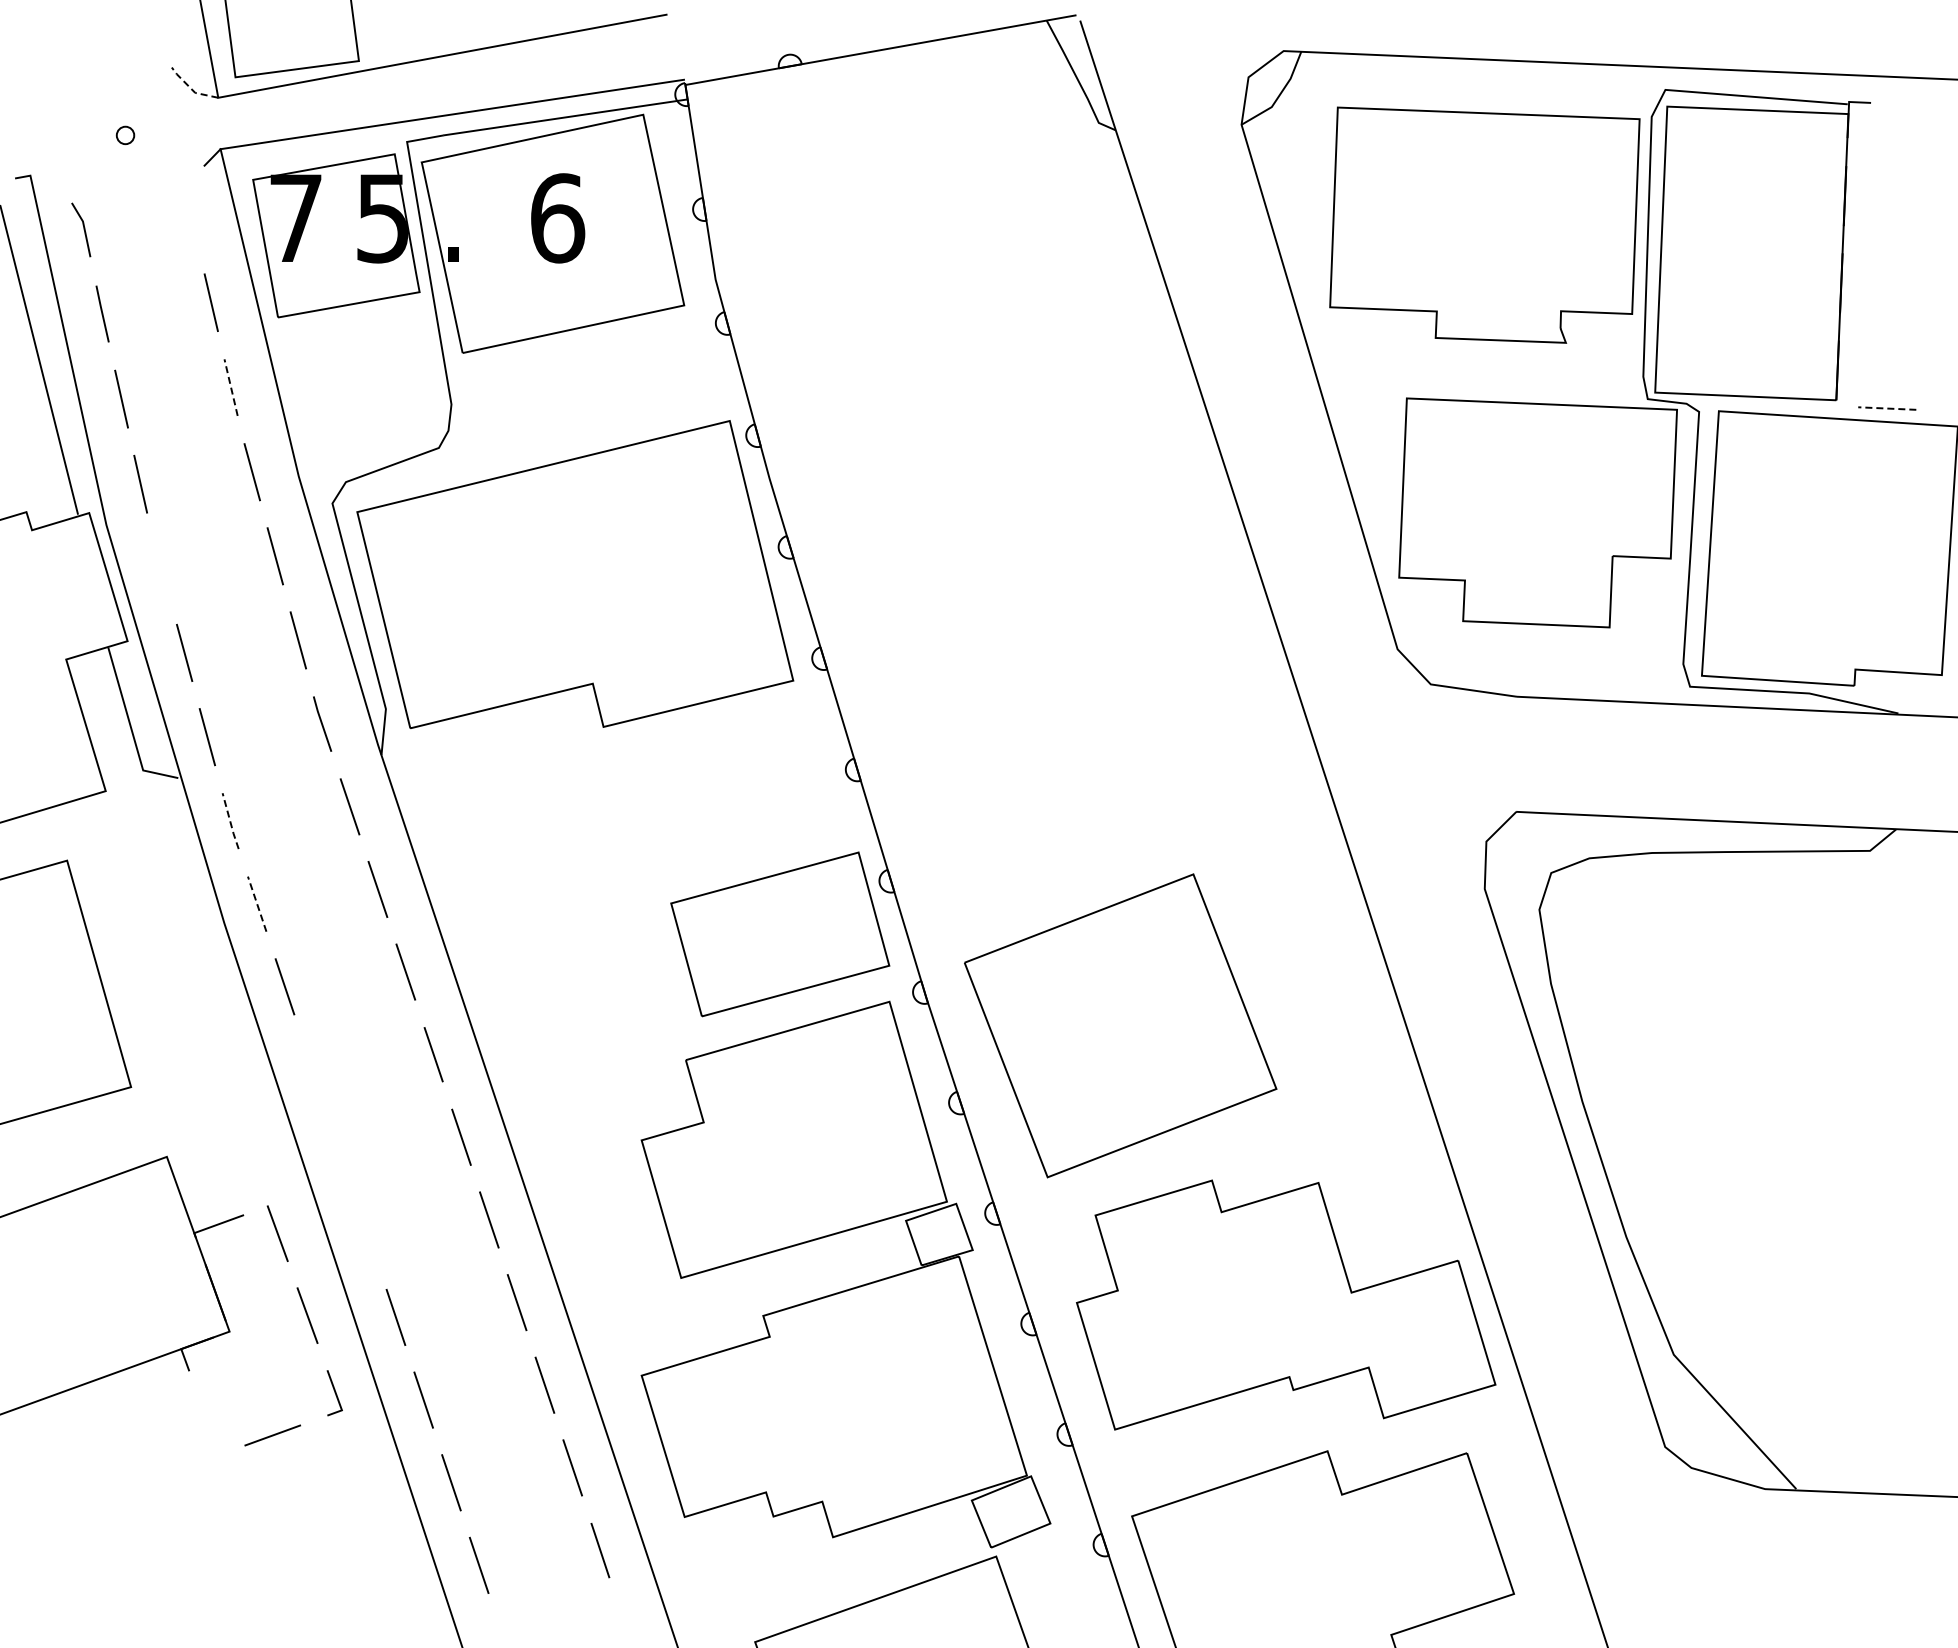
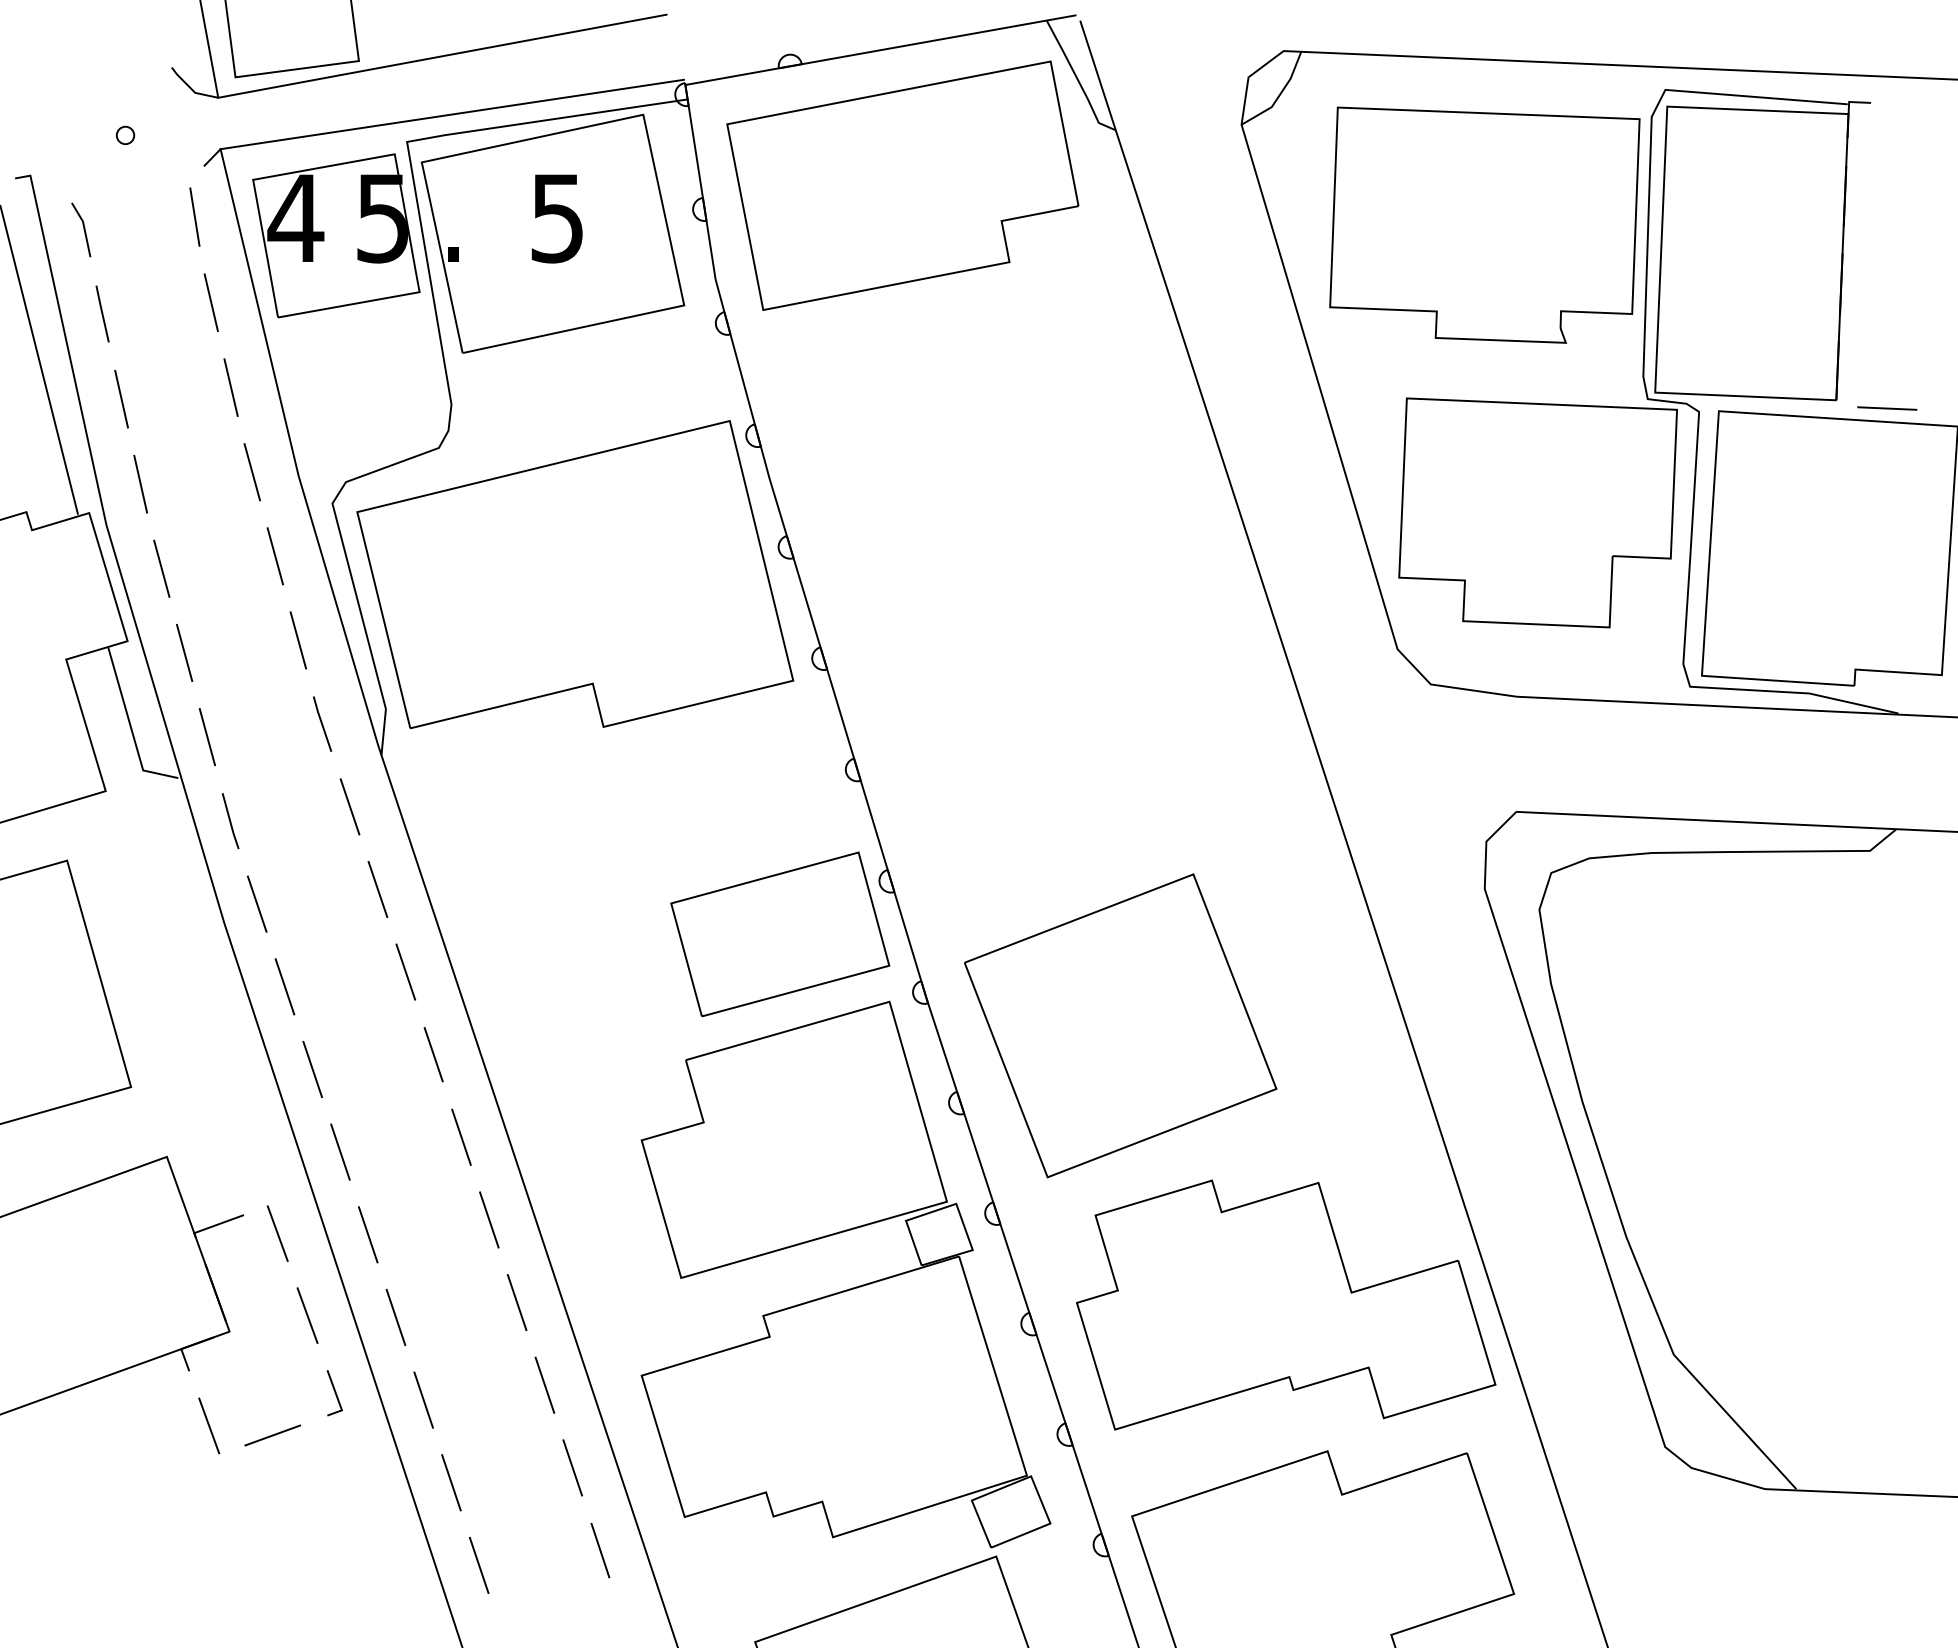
line: dashed -> solid (191, 88)
part: none -> present (902, 185)
line: none -> present (194, 216)
text: 7 -> 4 (295, 217)
text: 6 -> 5 (558, 218)
line: dashed -> solid (230, 387)
line: dashed -> solid (1886, 408)
line: none -> present (161, 568)
line: dashed -> solid (230, 821)
line: dashed -> solid (257, 903)
line: none -> present (312, 1069)
line: none -> present (340, 1151)
line: none -> present (367, 1234)
line: none -> present (209, 1425)
